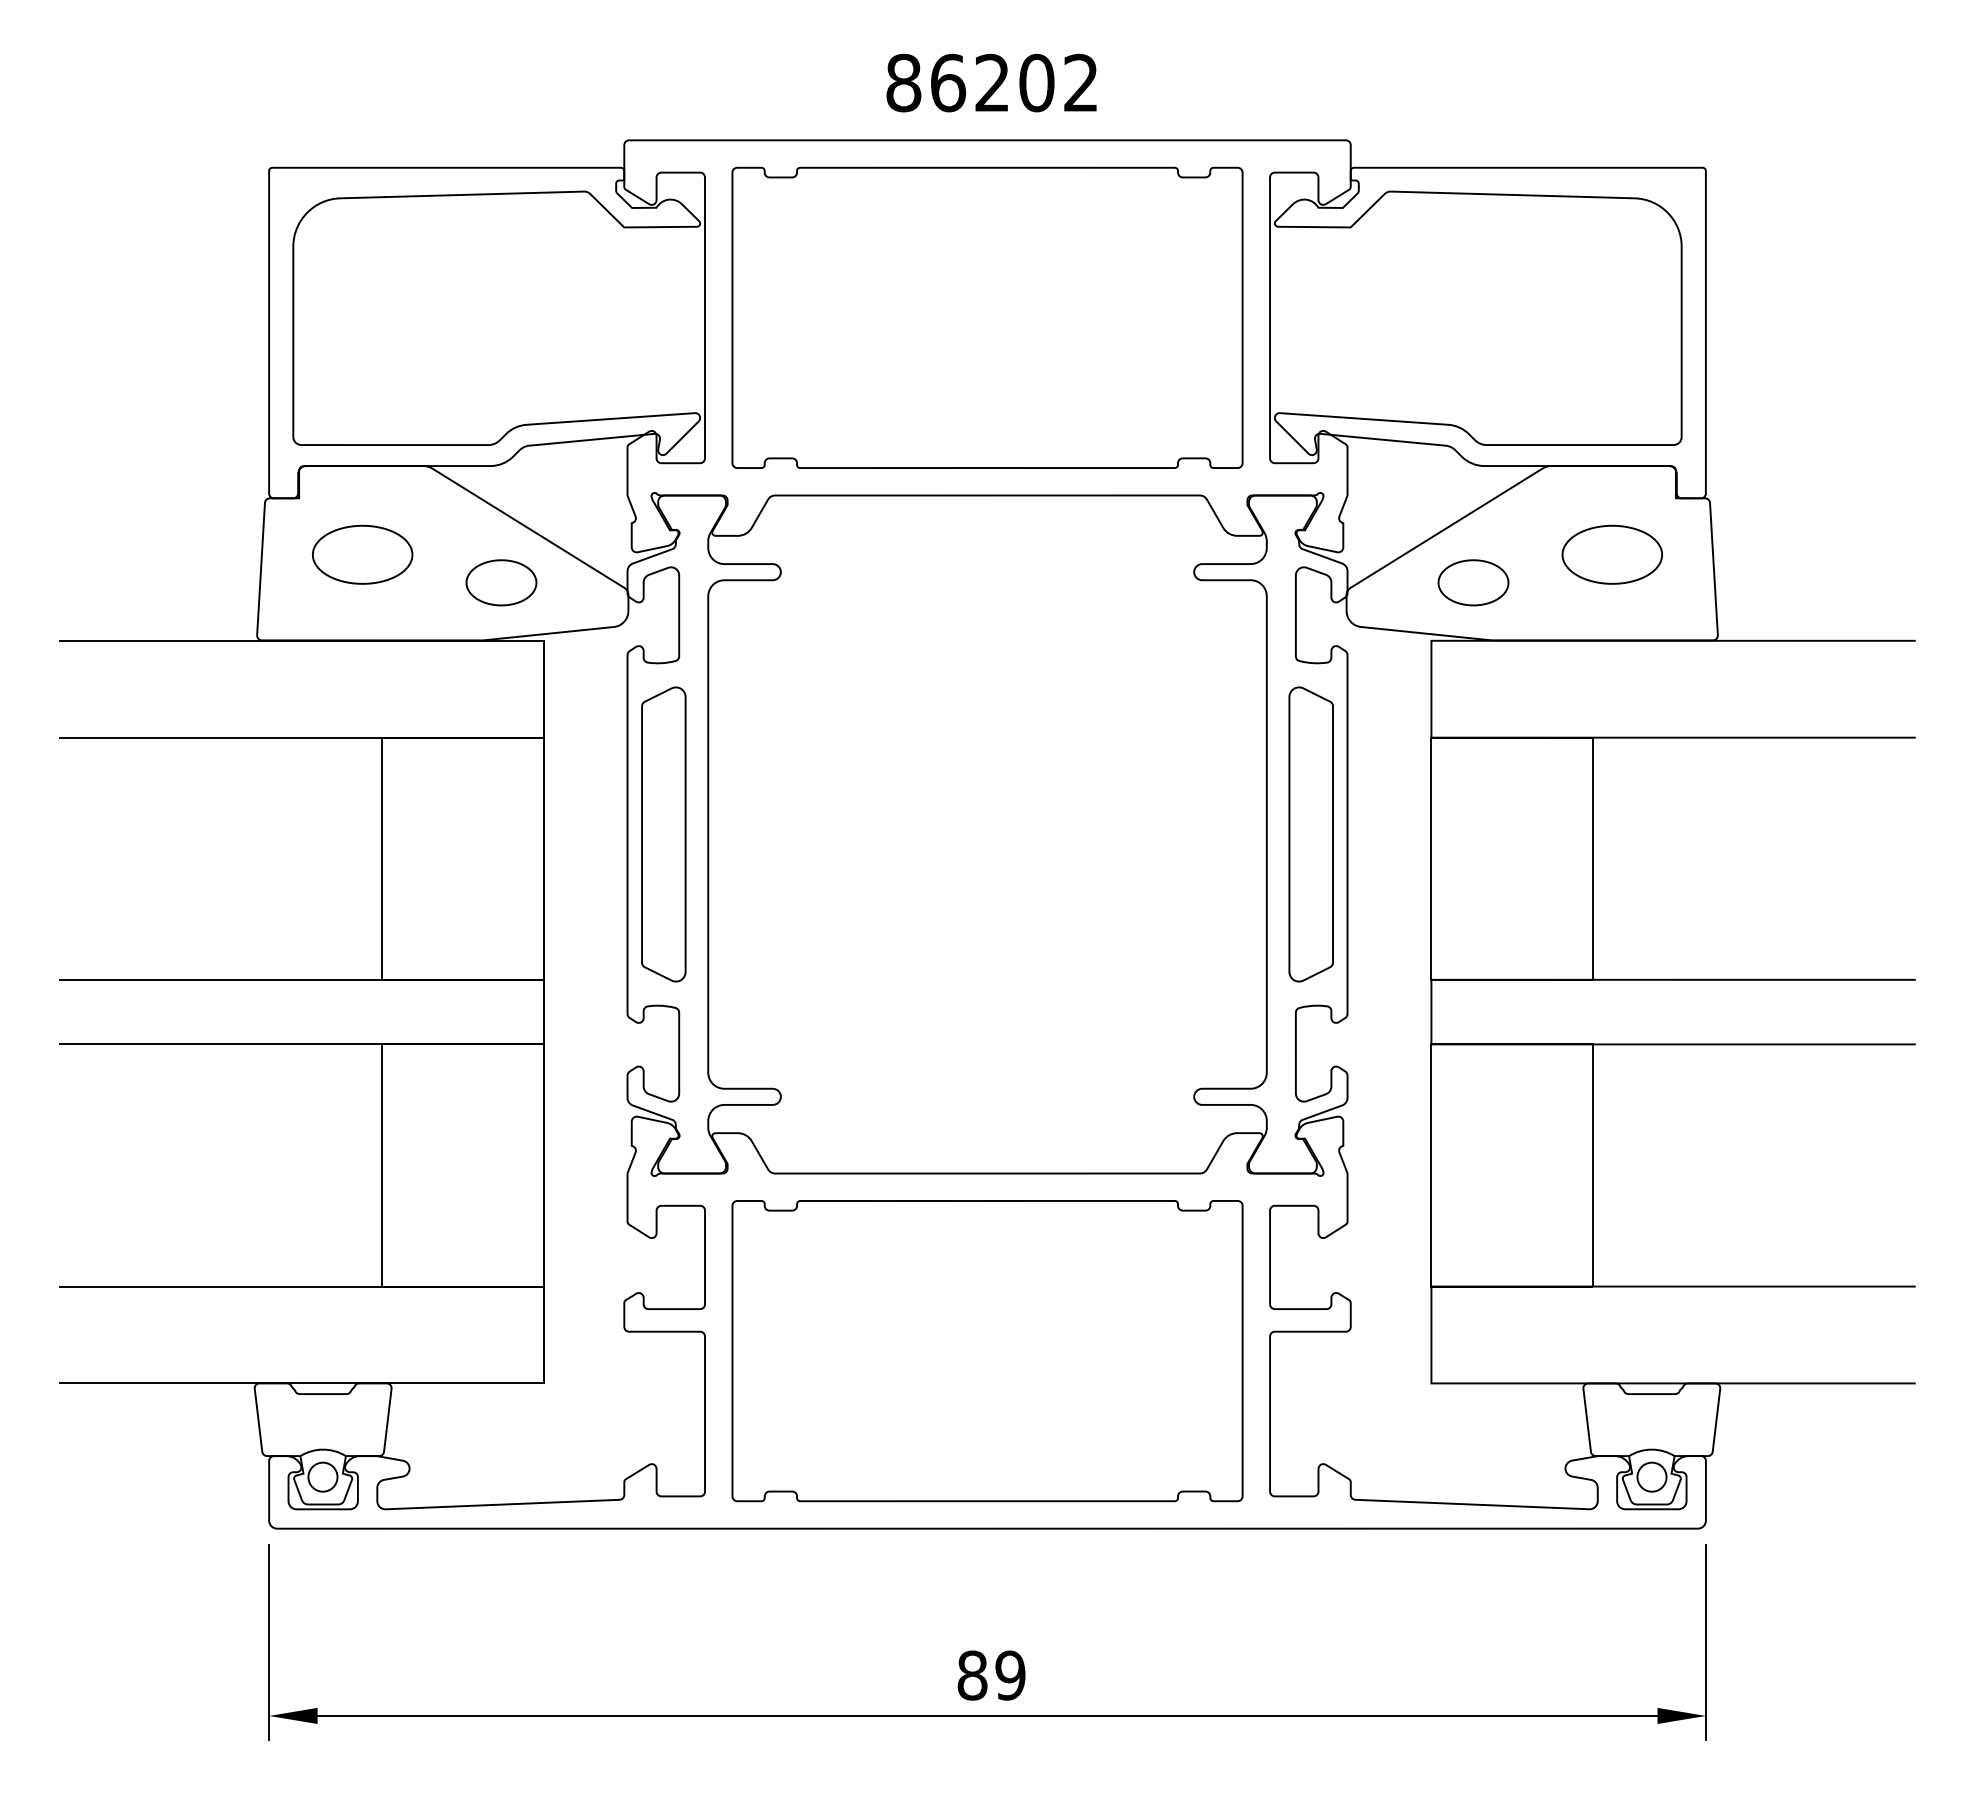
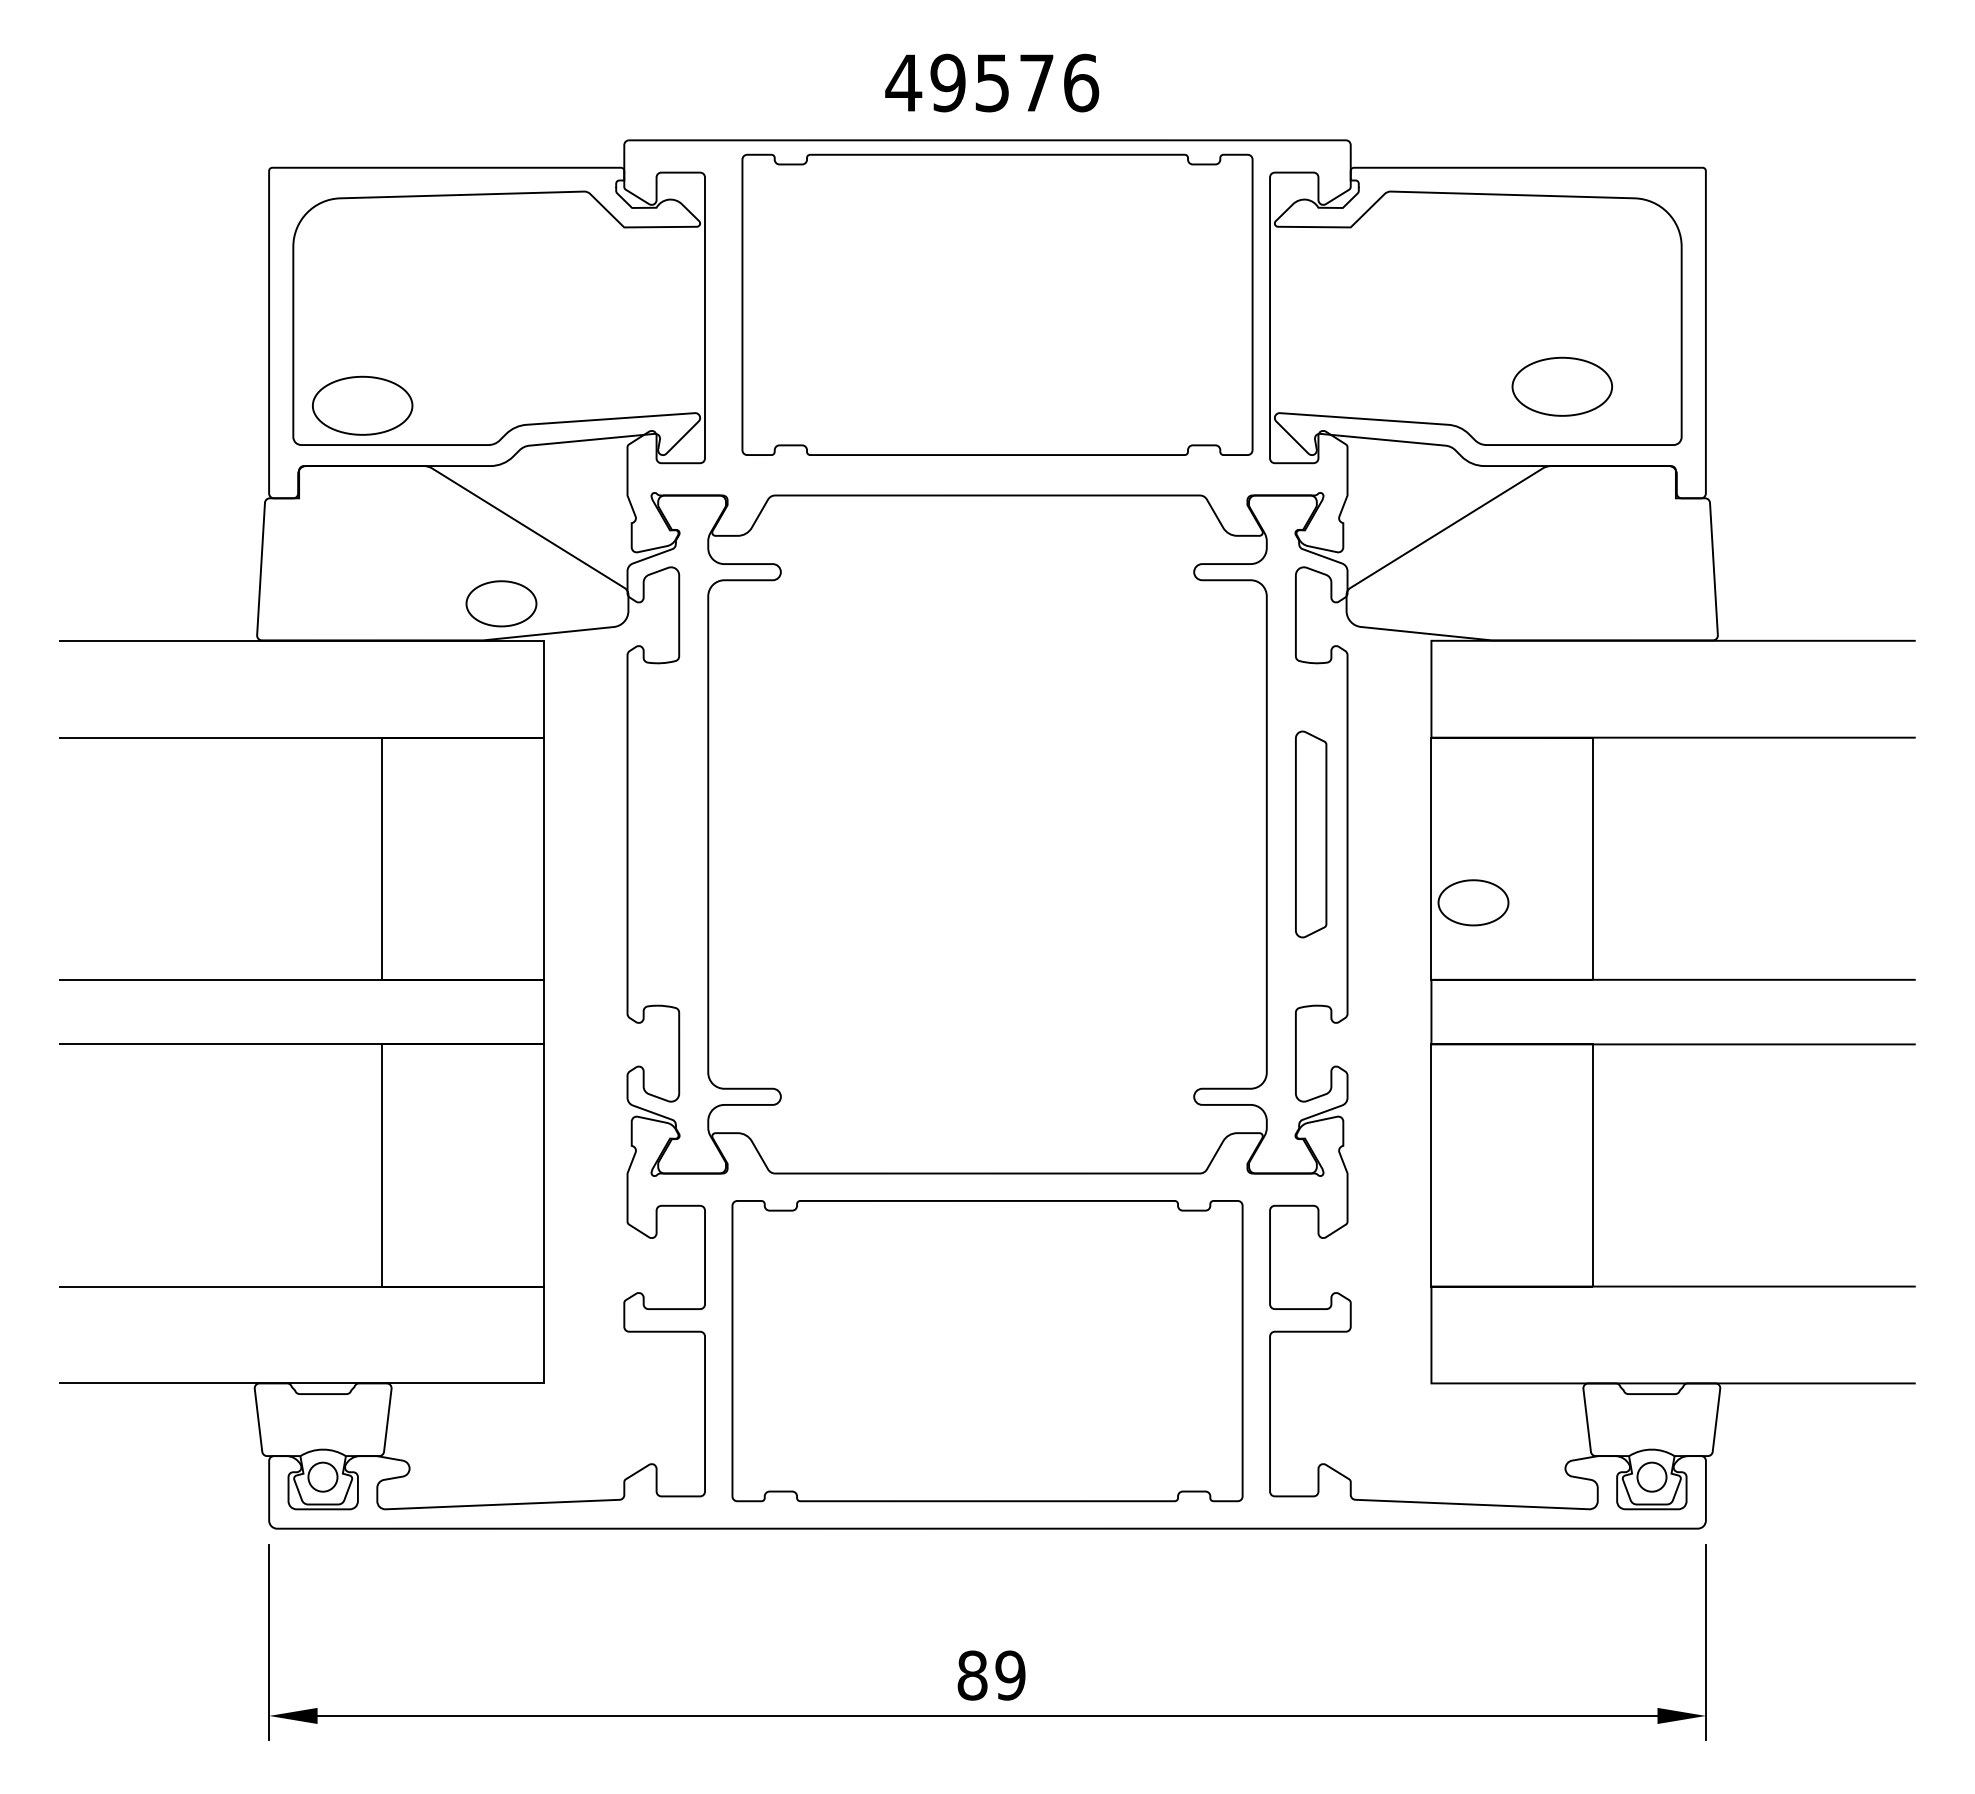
text: 86202 -> 49576 (992, 82)
part position: (987, 317) -> (997, 304) (997, 304)
part position: (362, 554) -> (362, 405) (362, 405)
part position: (1611, 554) -> (1561, 386) (1561, 386)
part position: (501, 582) -> (501, 603) (501, 603)
part position: (1473, 582) -> (1473, 902) (1473, 902)
part: present -> none (663, 834)
part size: 46x297 px -> 33x209 px (1311, 834)
